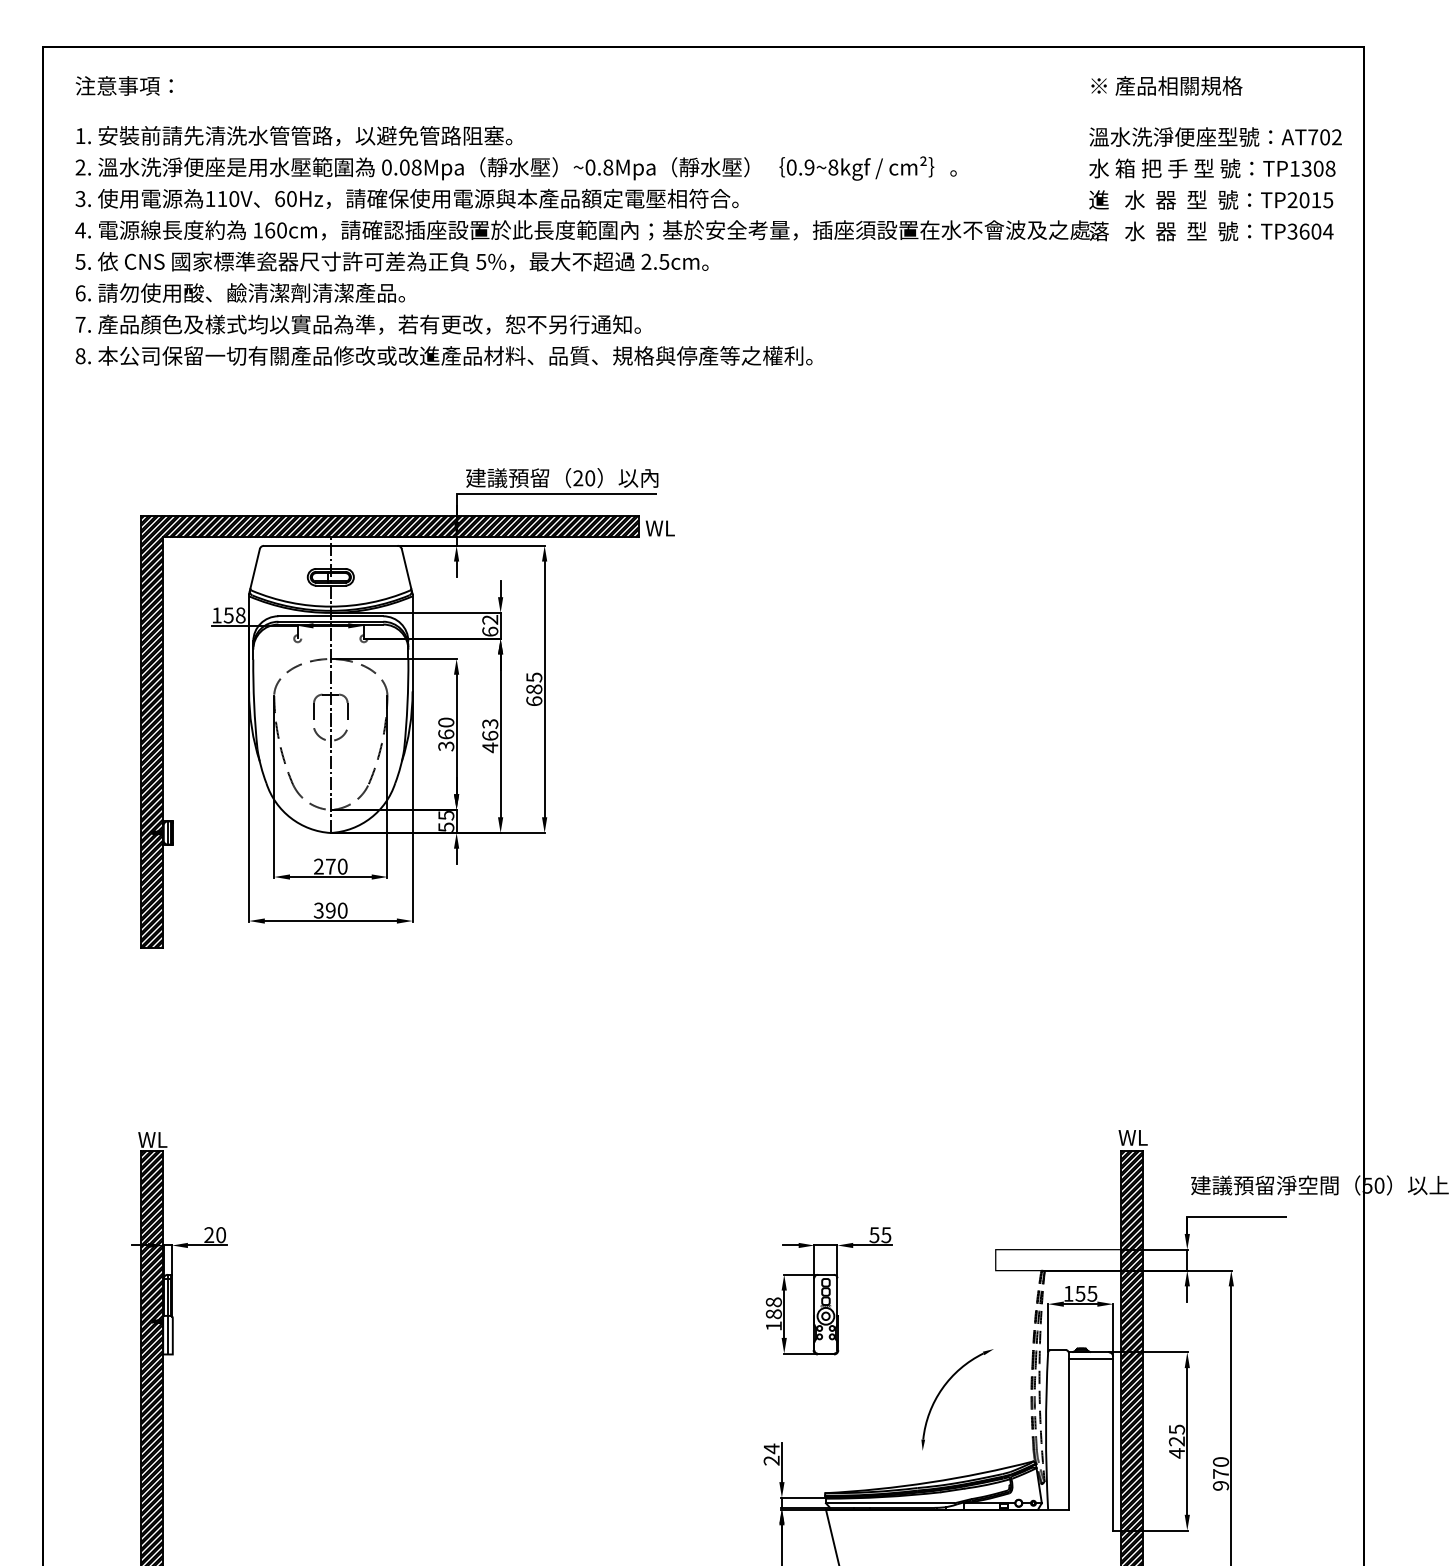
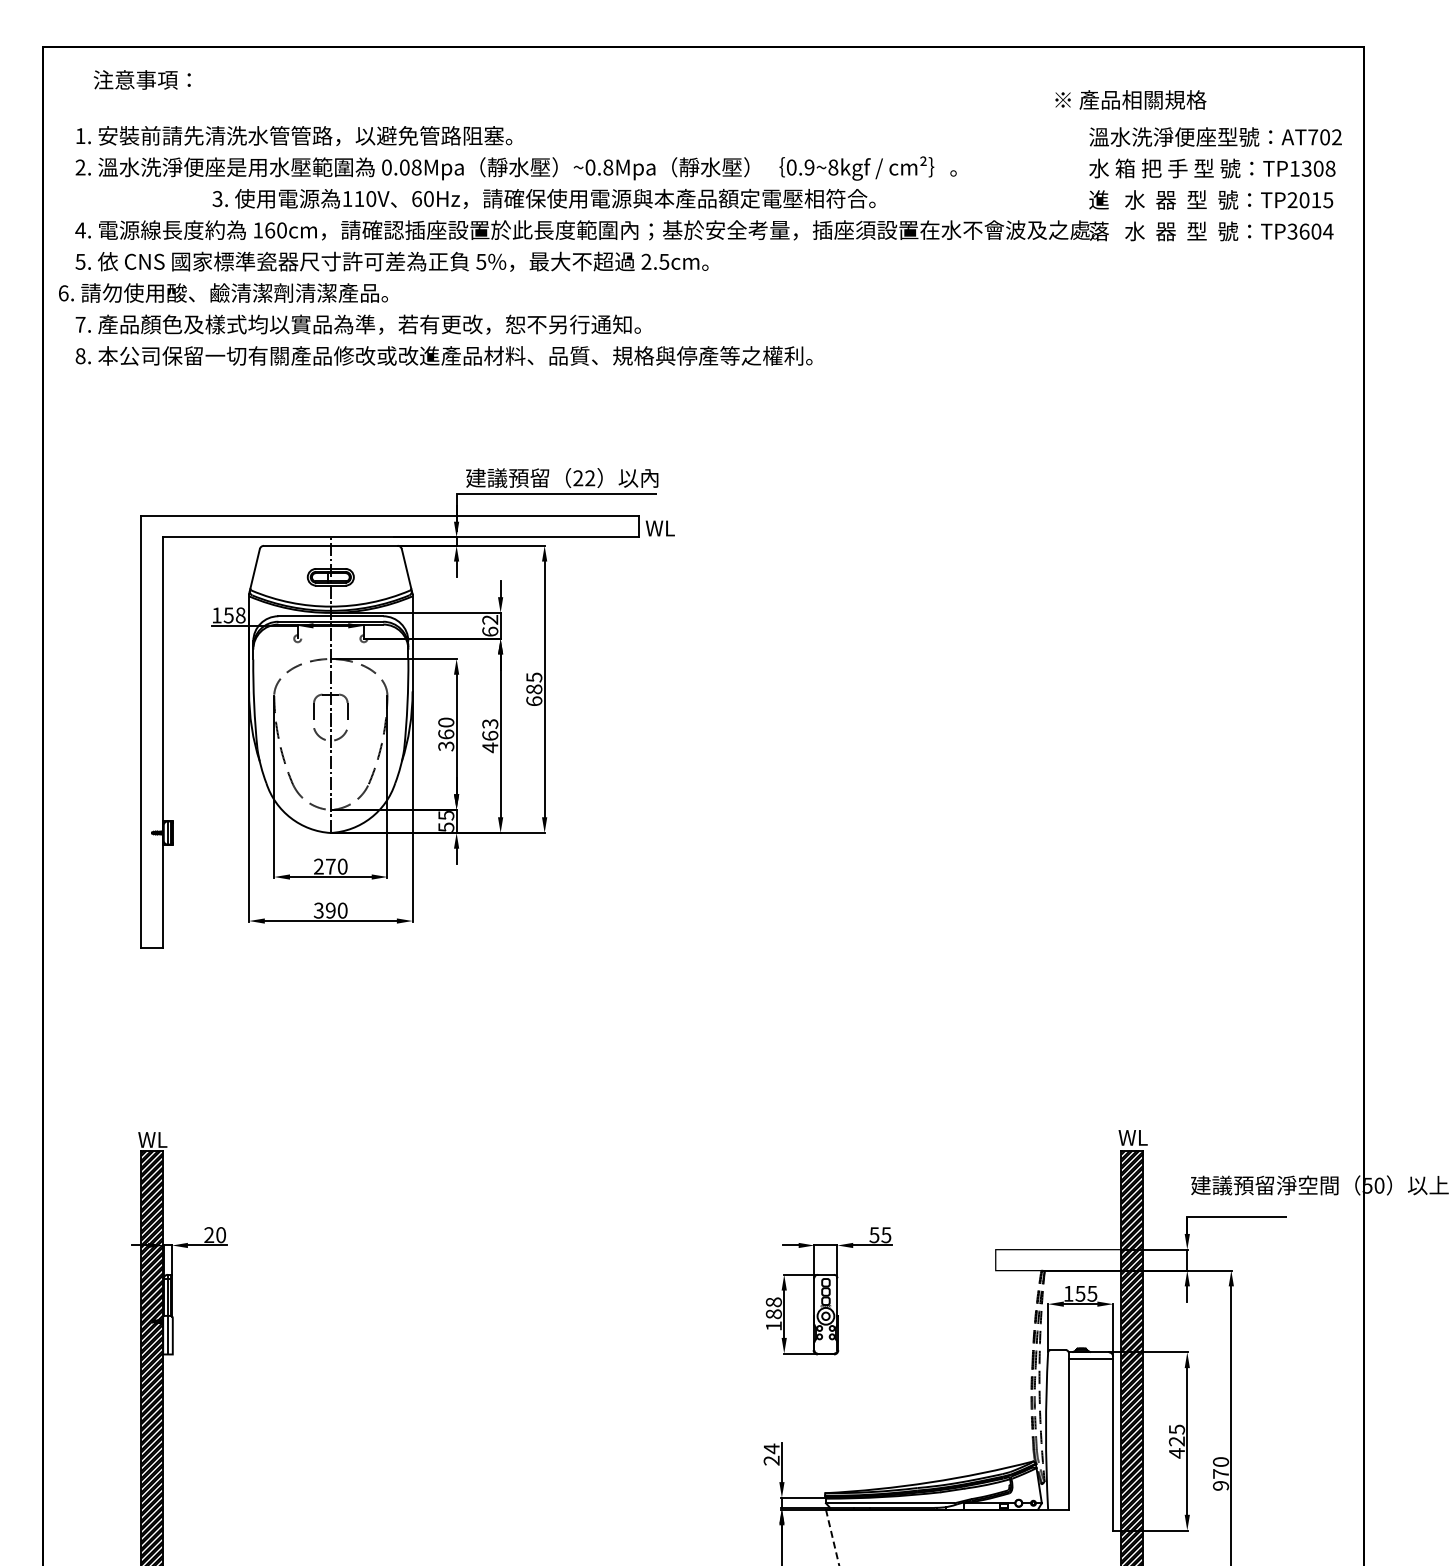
text position: (123, 85) -> (141, 79) (141, 79)
text position: (1166, 85) -> (1130, 99) (1130, 99)
text position: (406, 198) -> (543, 198) (543, 198)
text position: (240, 292) -> (223, 292) (223, 292)
text: 20 -> 22 (590, 478)
hatch: present -> none (389, 731)
part: present -> none (942, 1390)
line: solid -> dashed (832, 1537)
